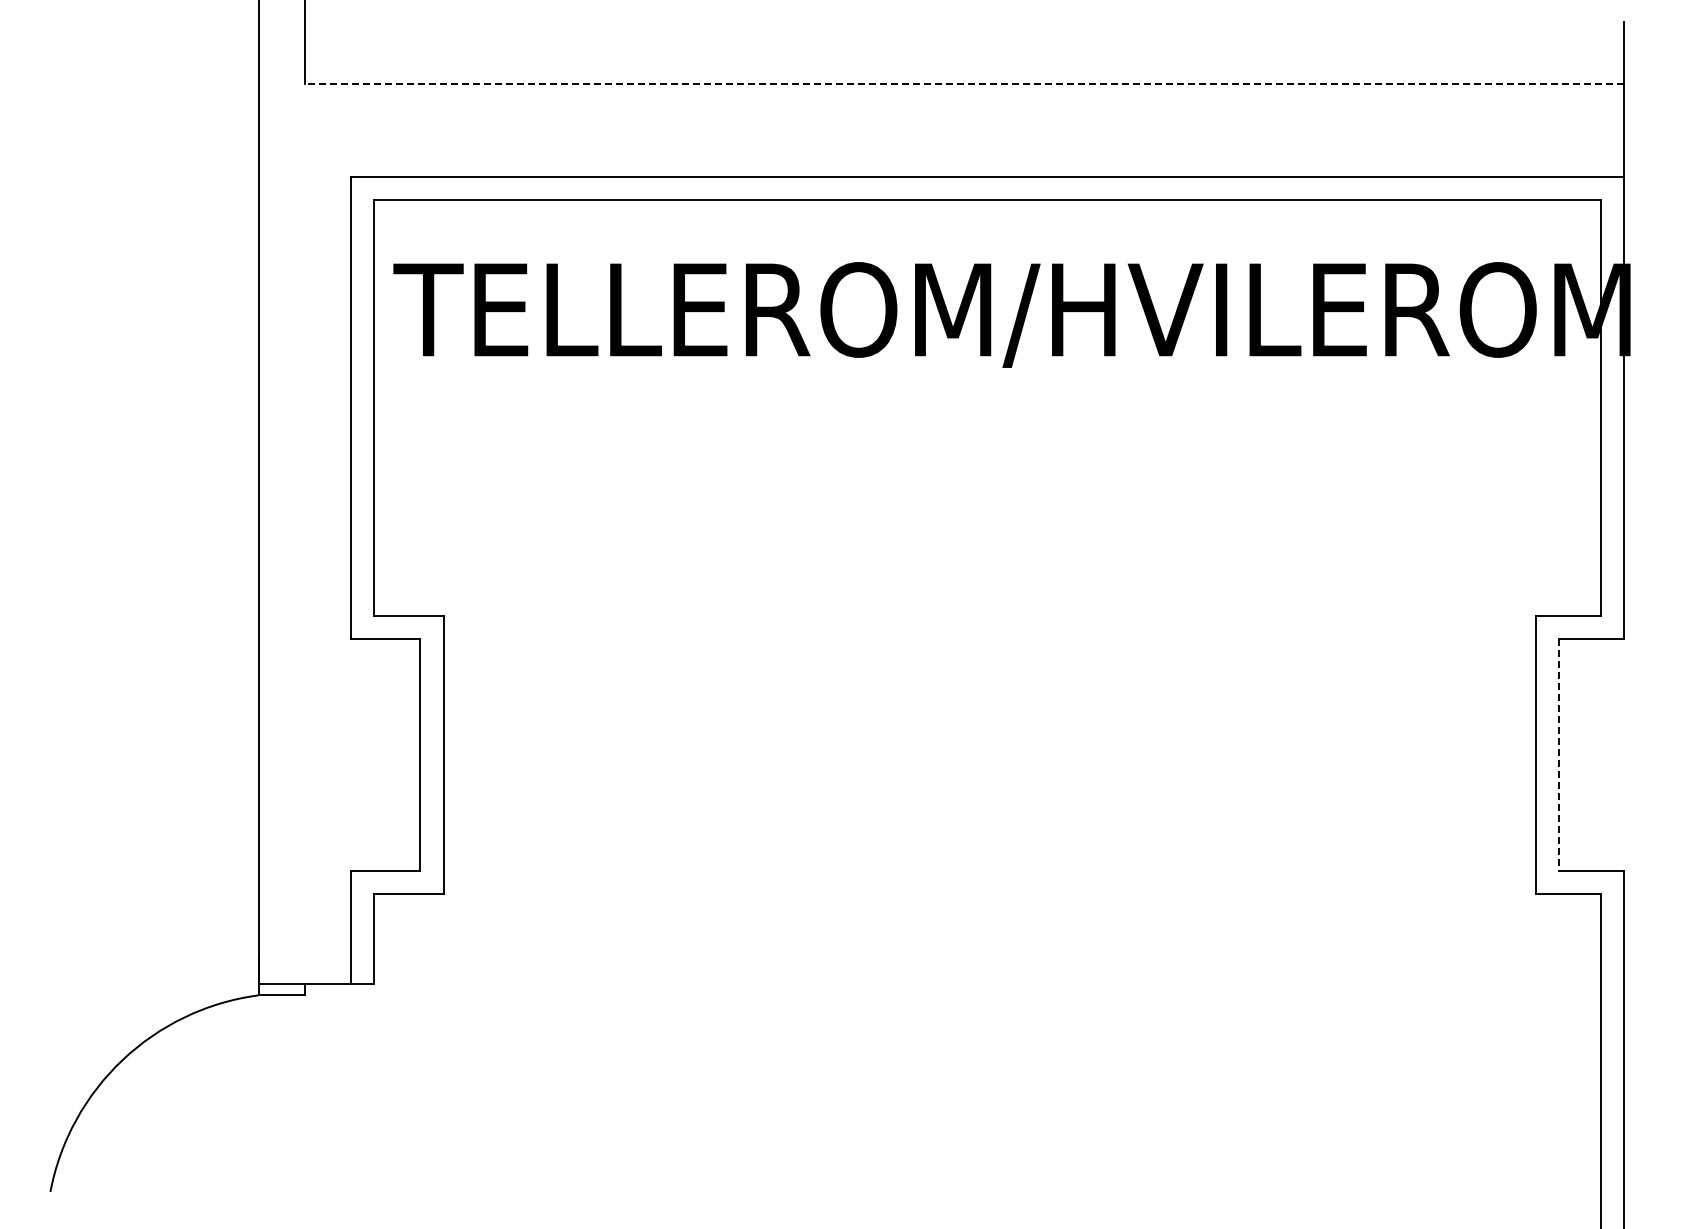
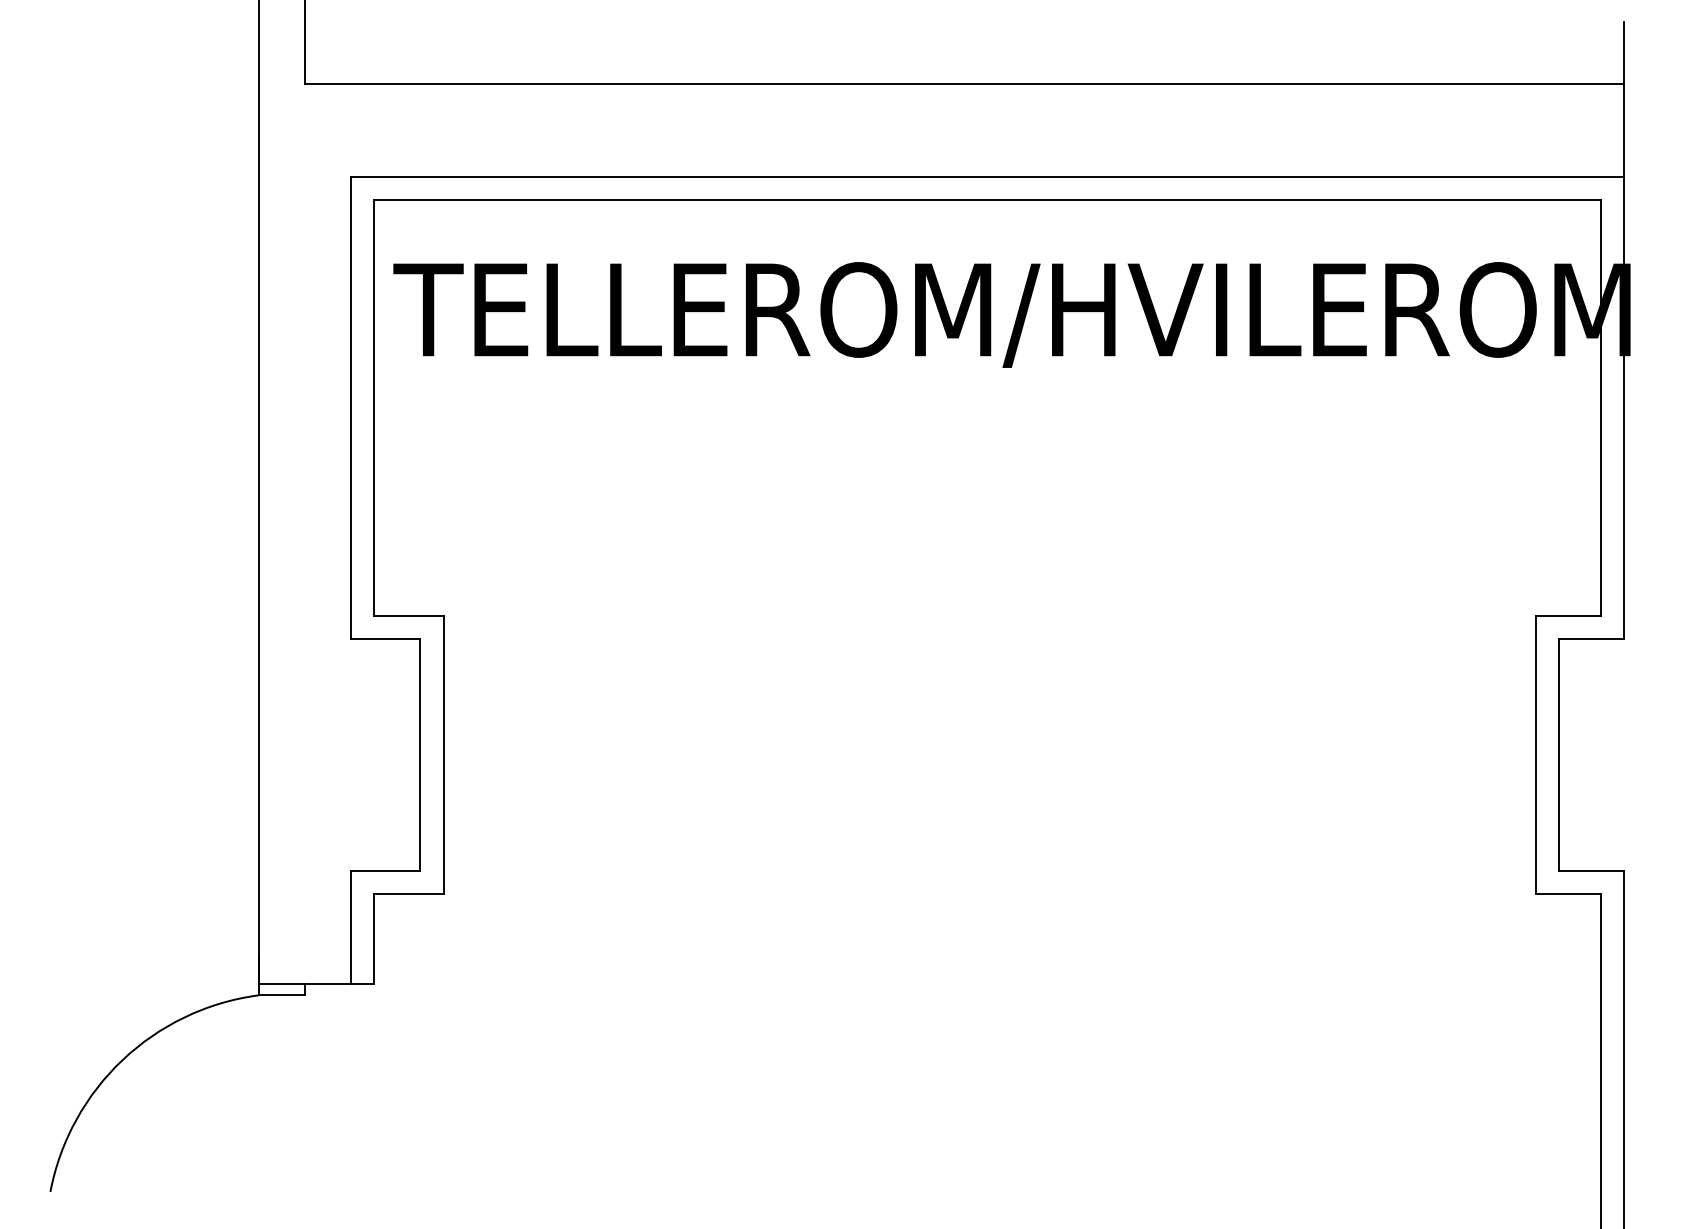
line: dashed -> solid (964, 84)
line: dashed -> solid (1559, 754)
